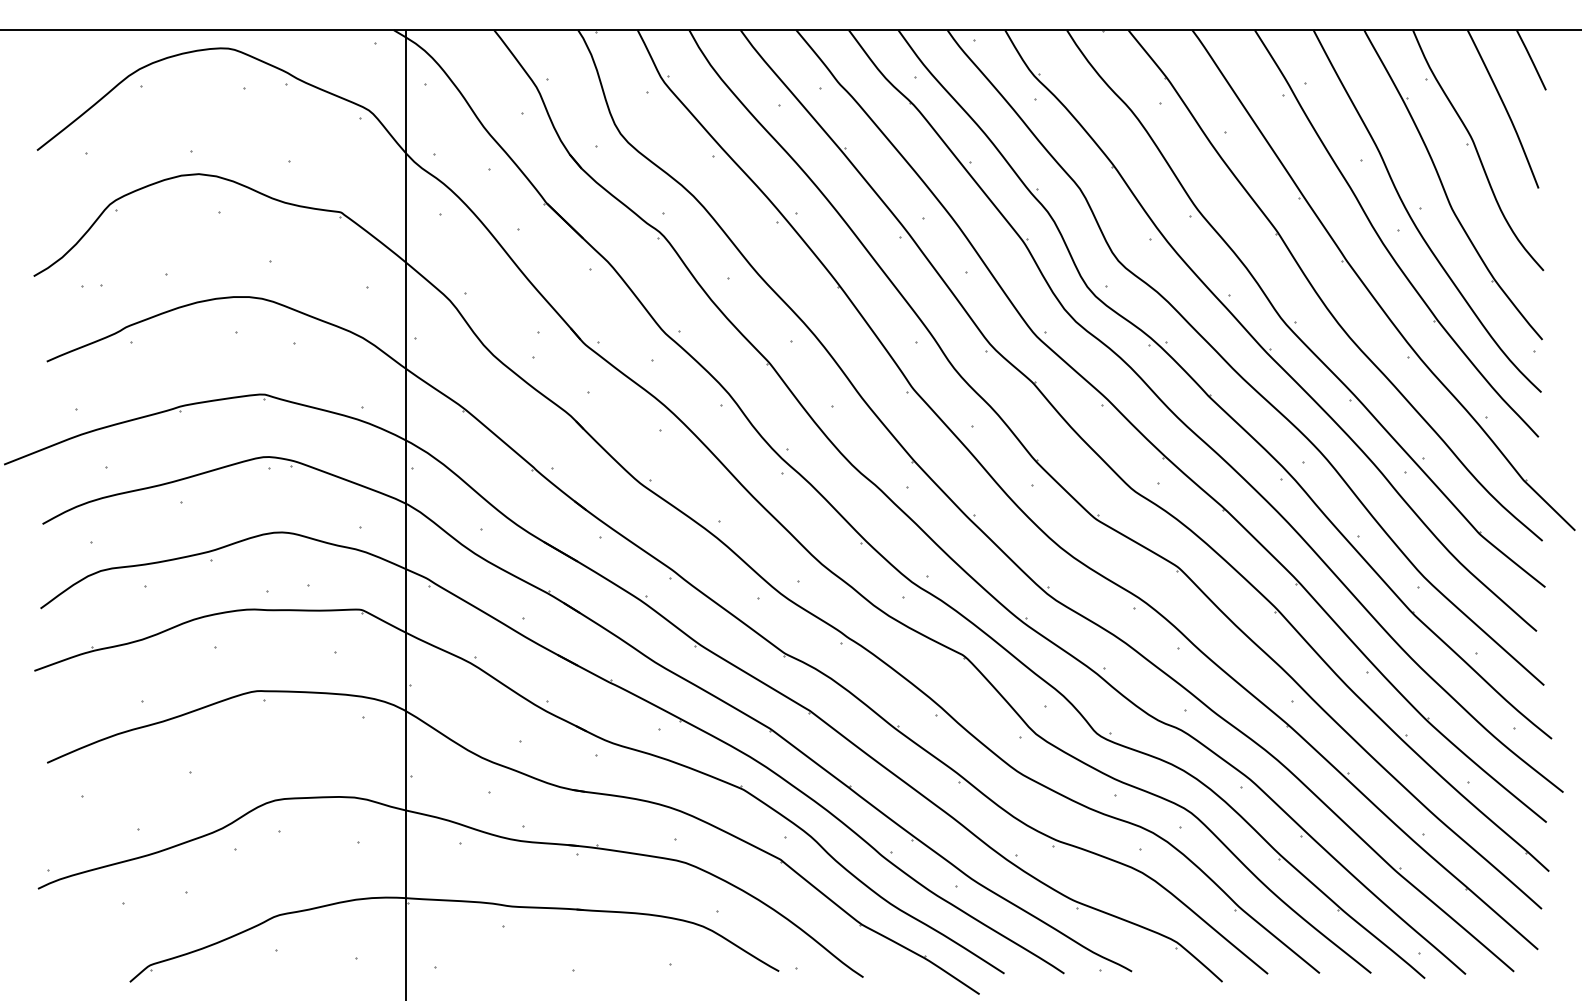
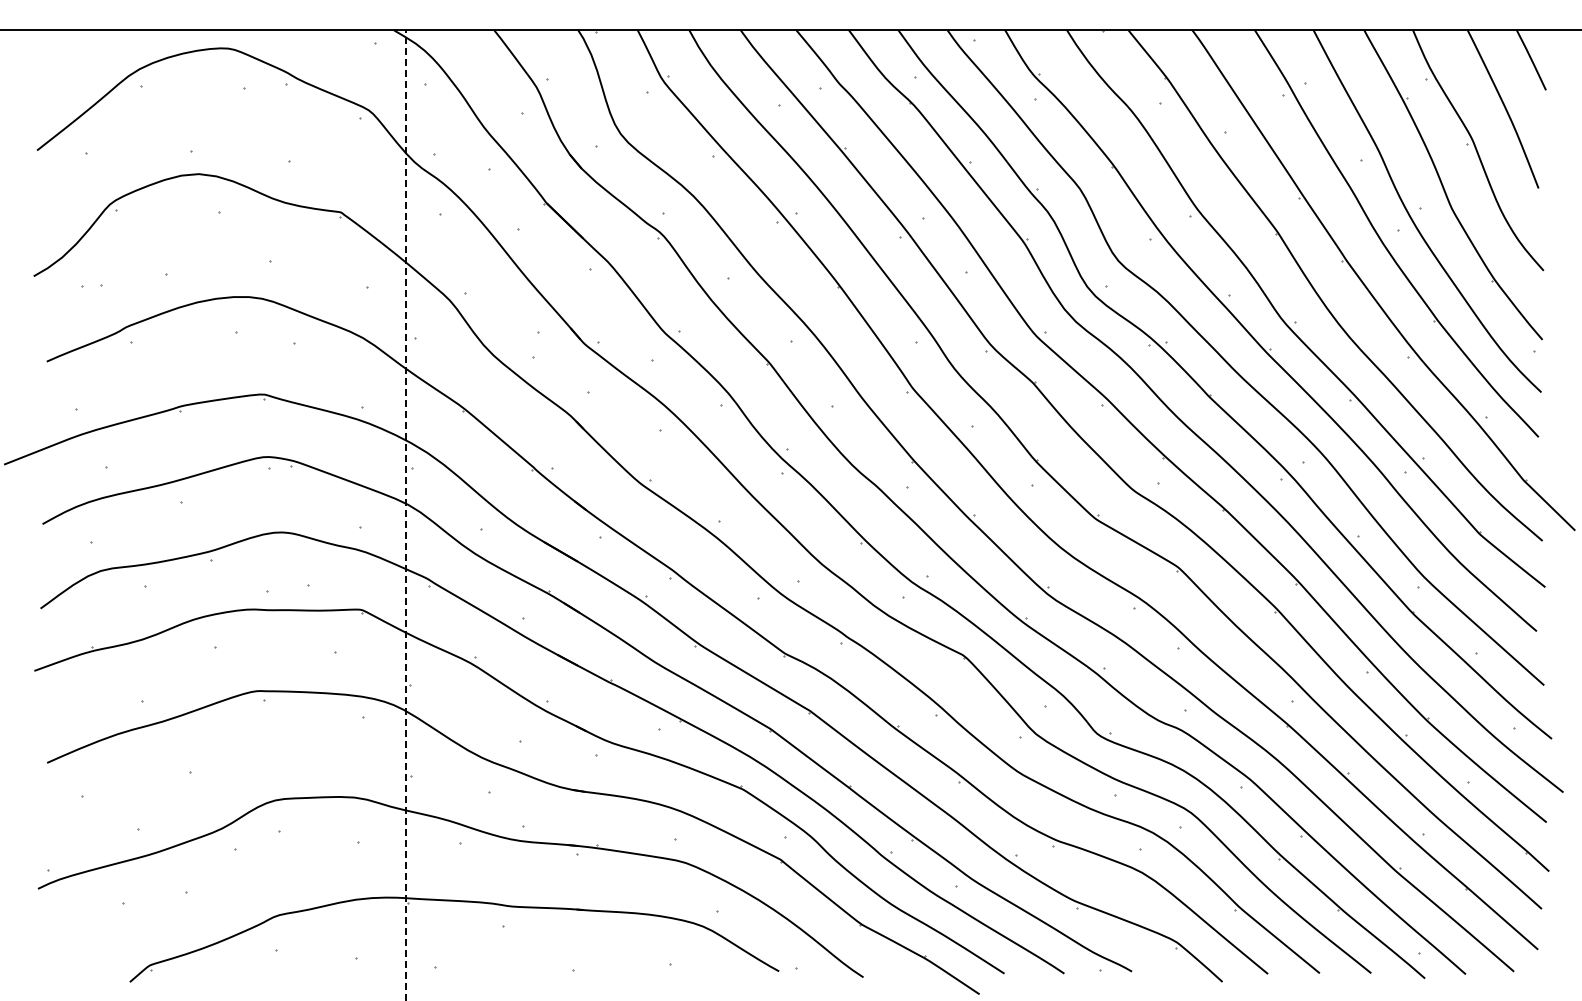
line: solid -> dashed (406, 515)
